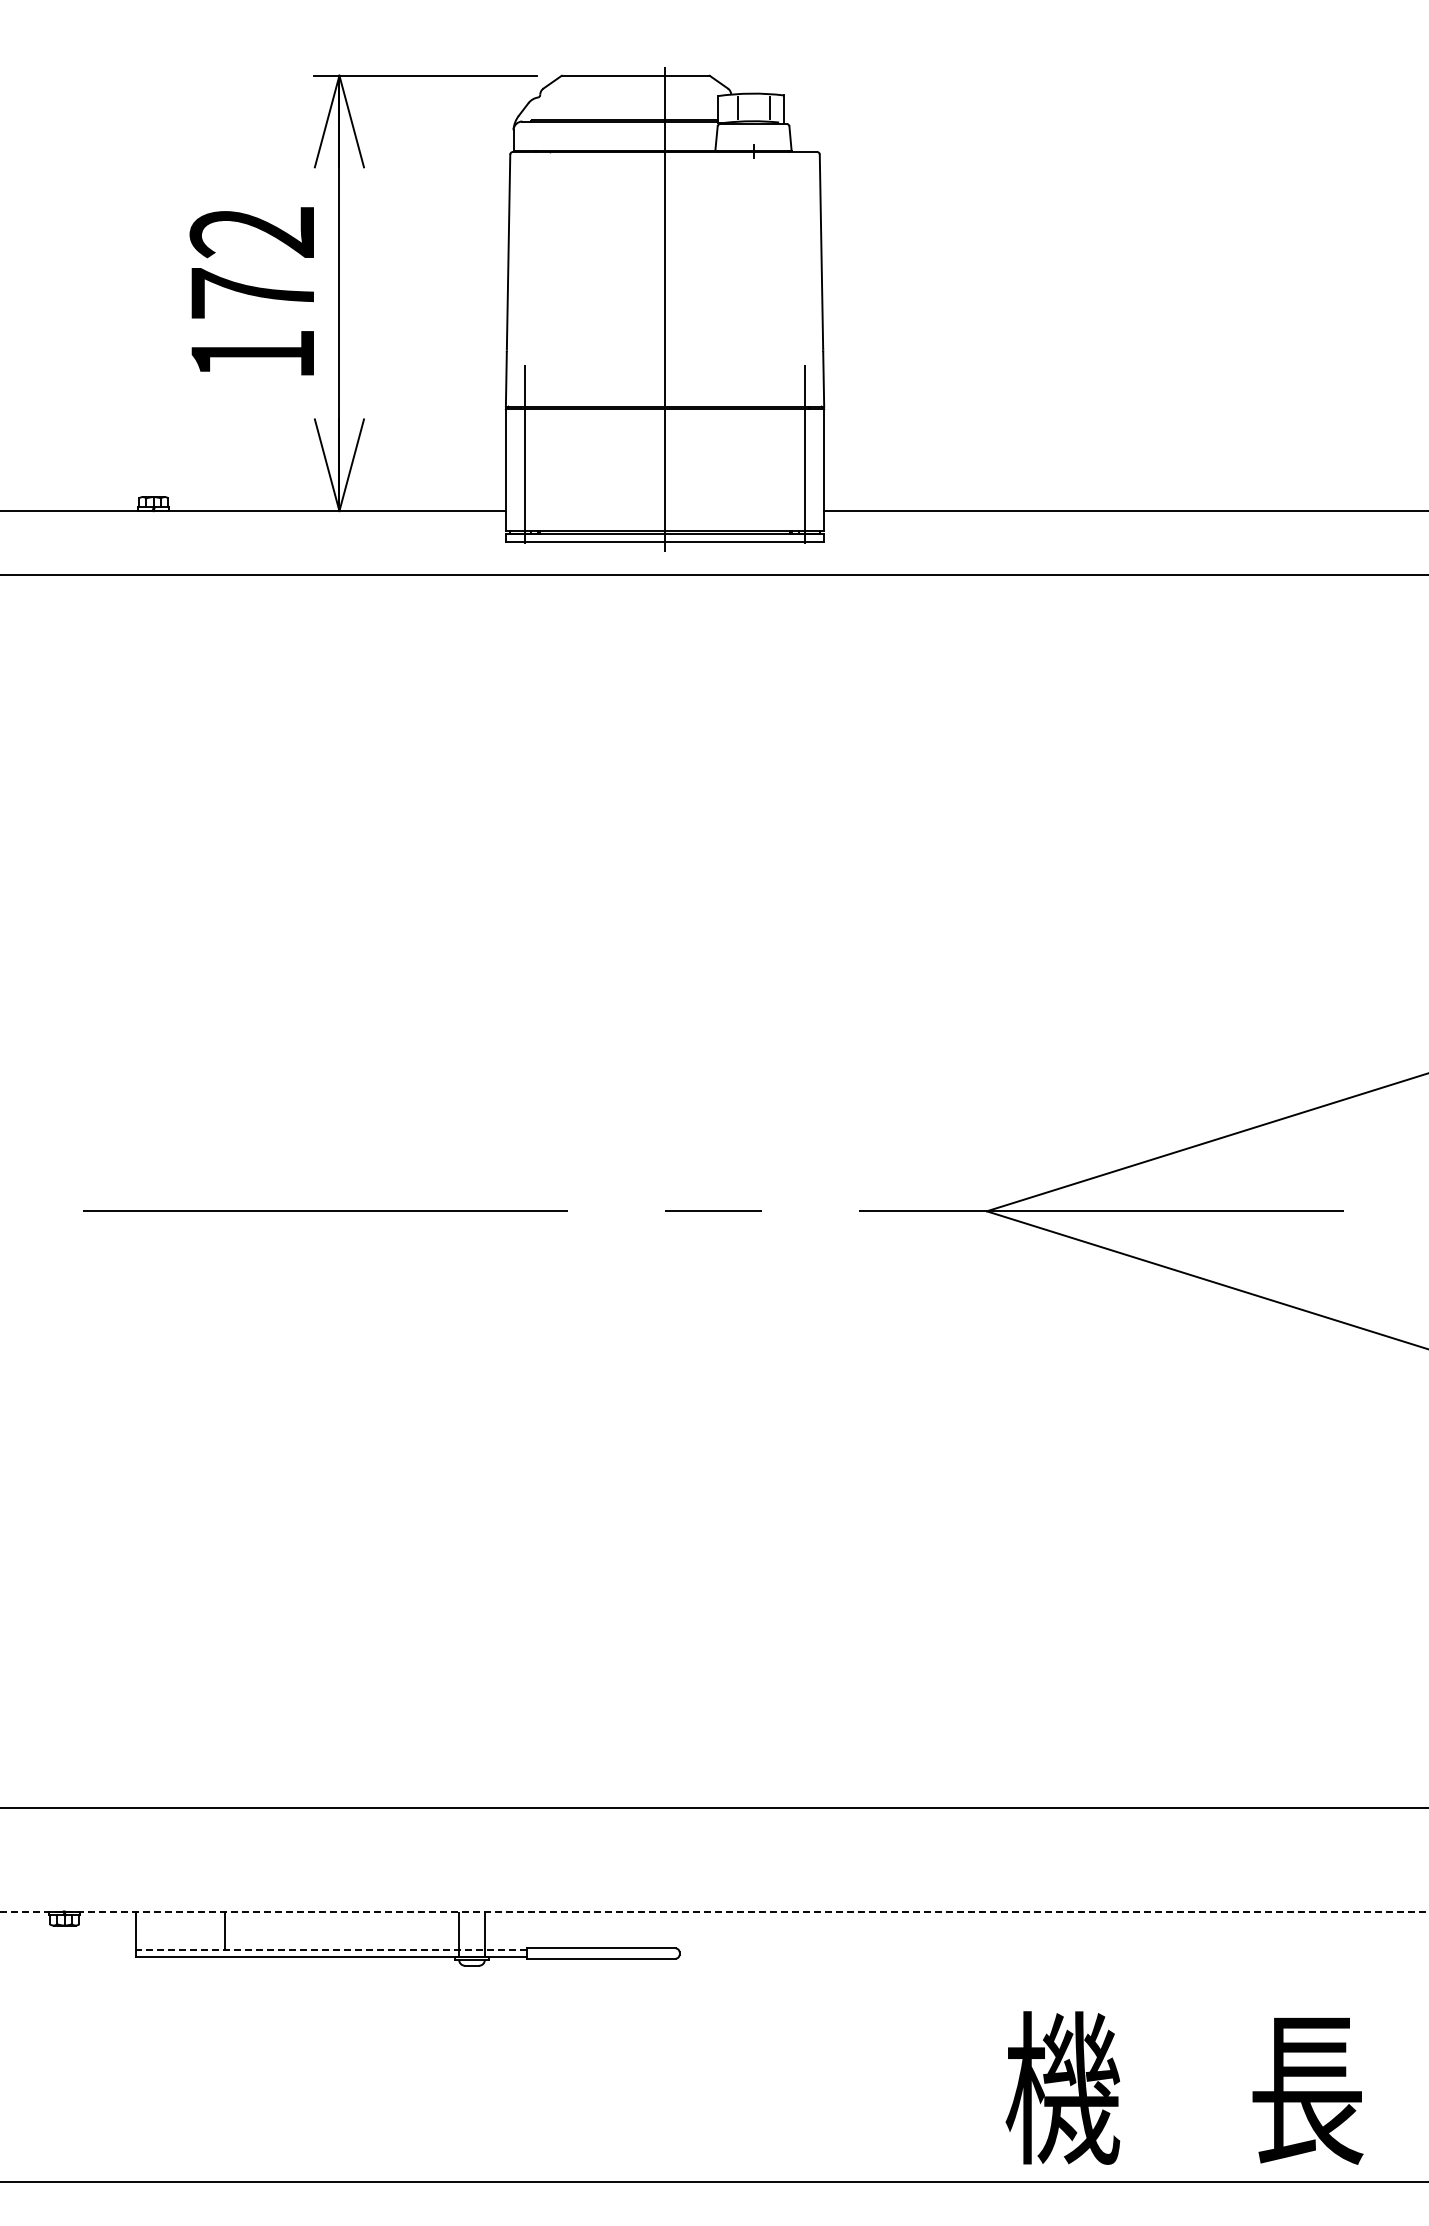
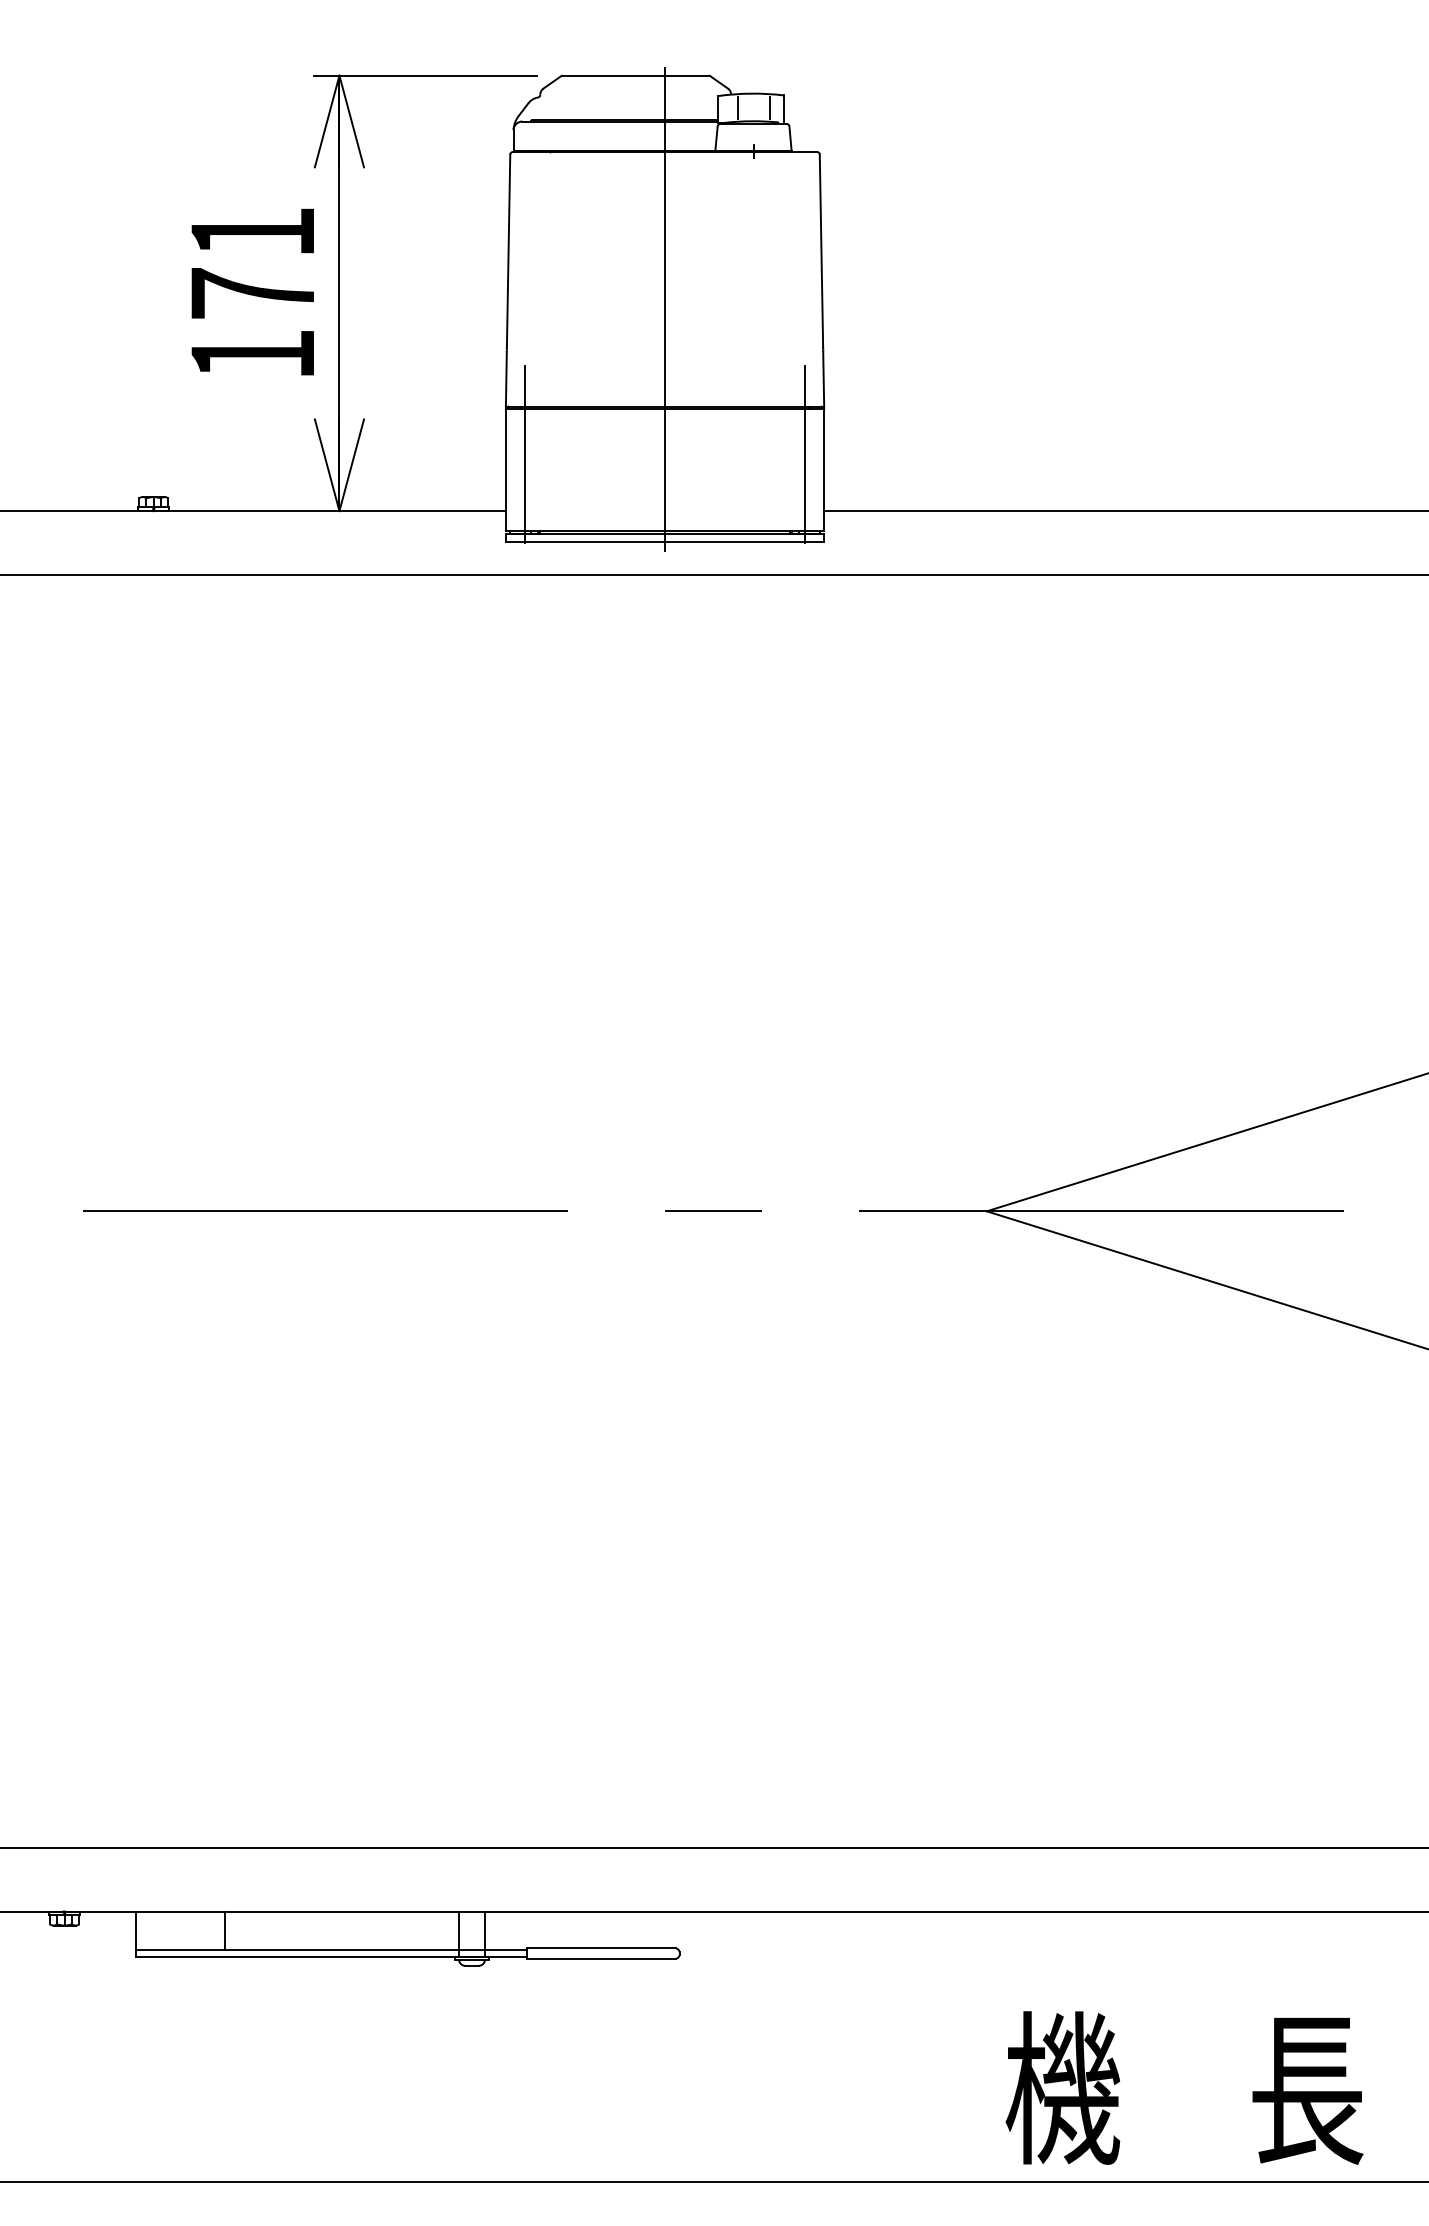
text: 172 -> 171 (251, 232)
line position: (713, 1807) -> (713, 1847) (713, 1847)
line: dashed -> solid (713, 1911)
line: dashed -> solid (330, 1949)
